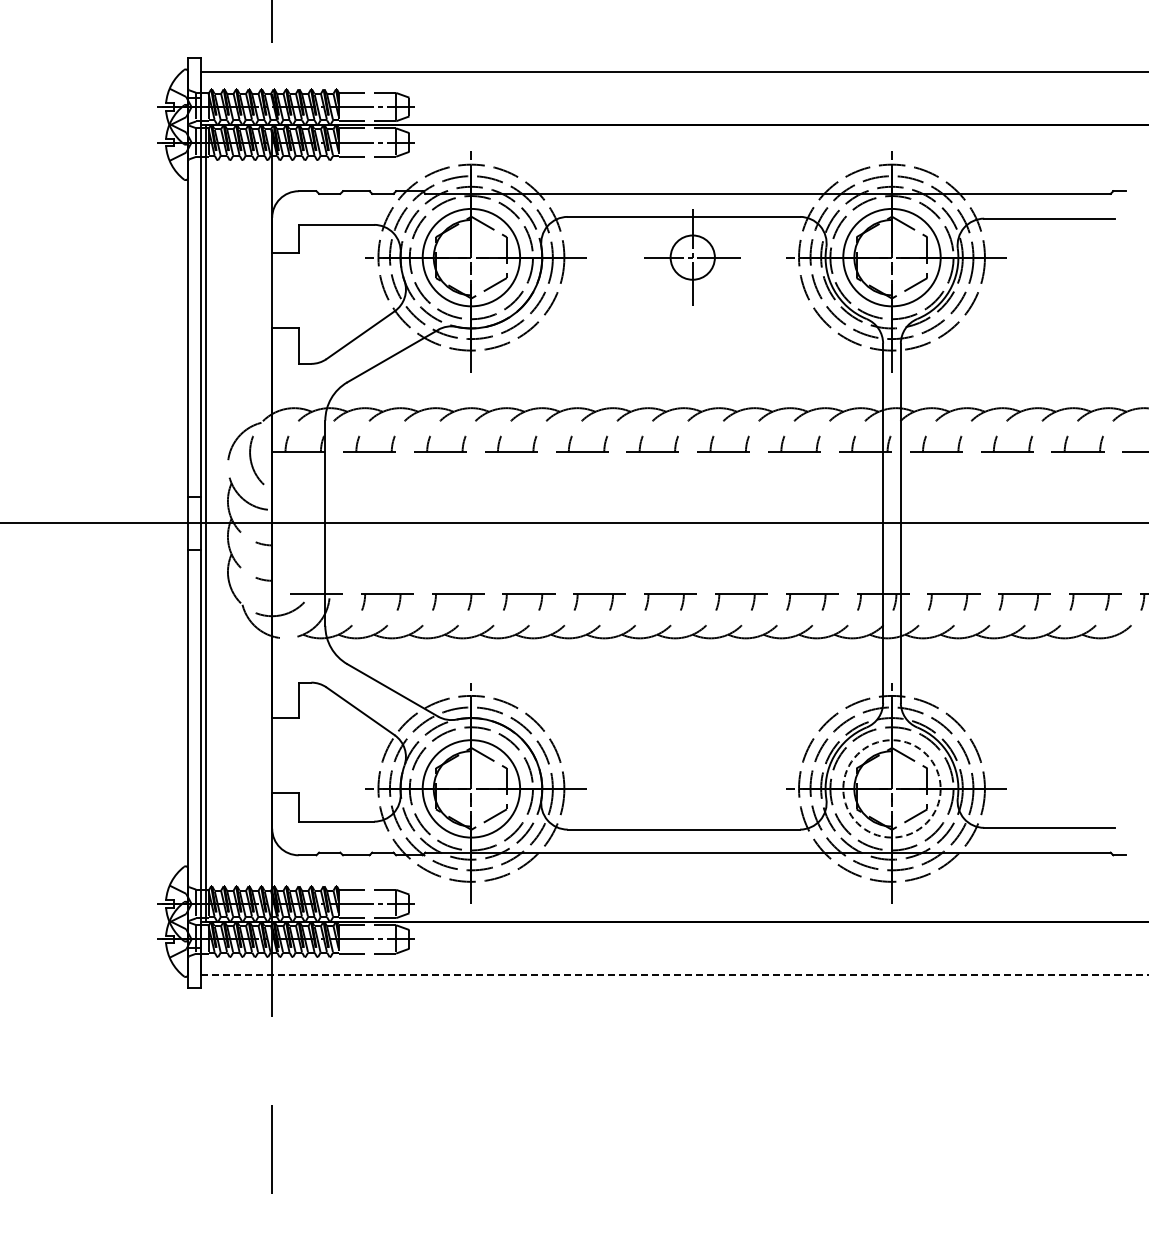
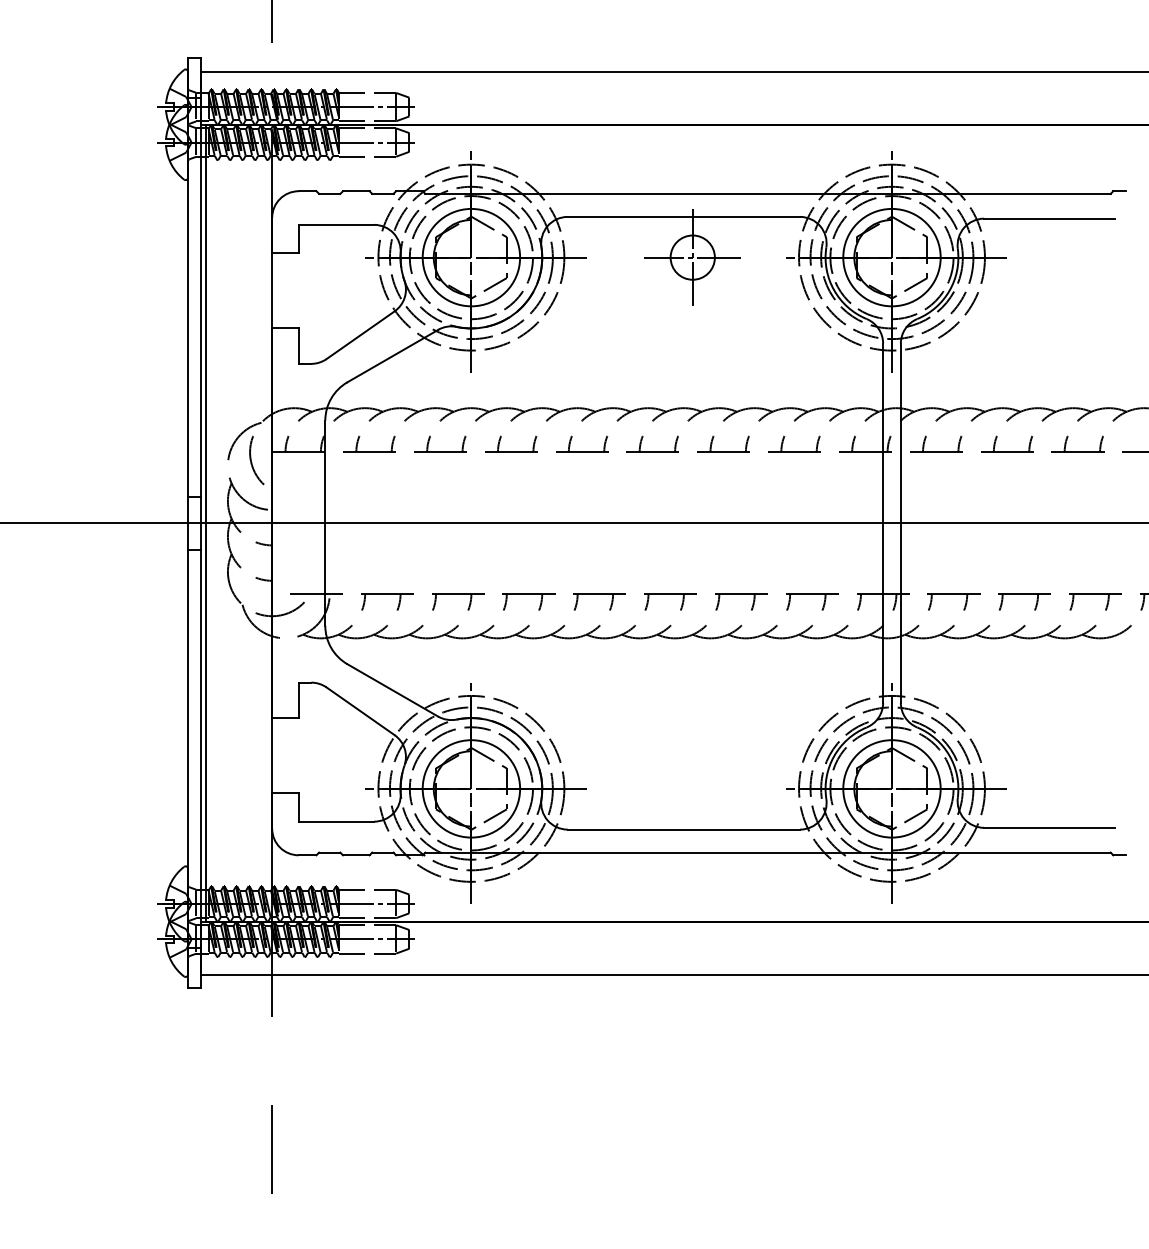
circle: dashed -> solid (891, 788)
line: dashed -> solid (675, 974)
